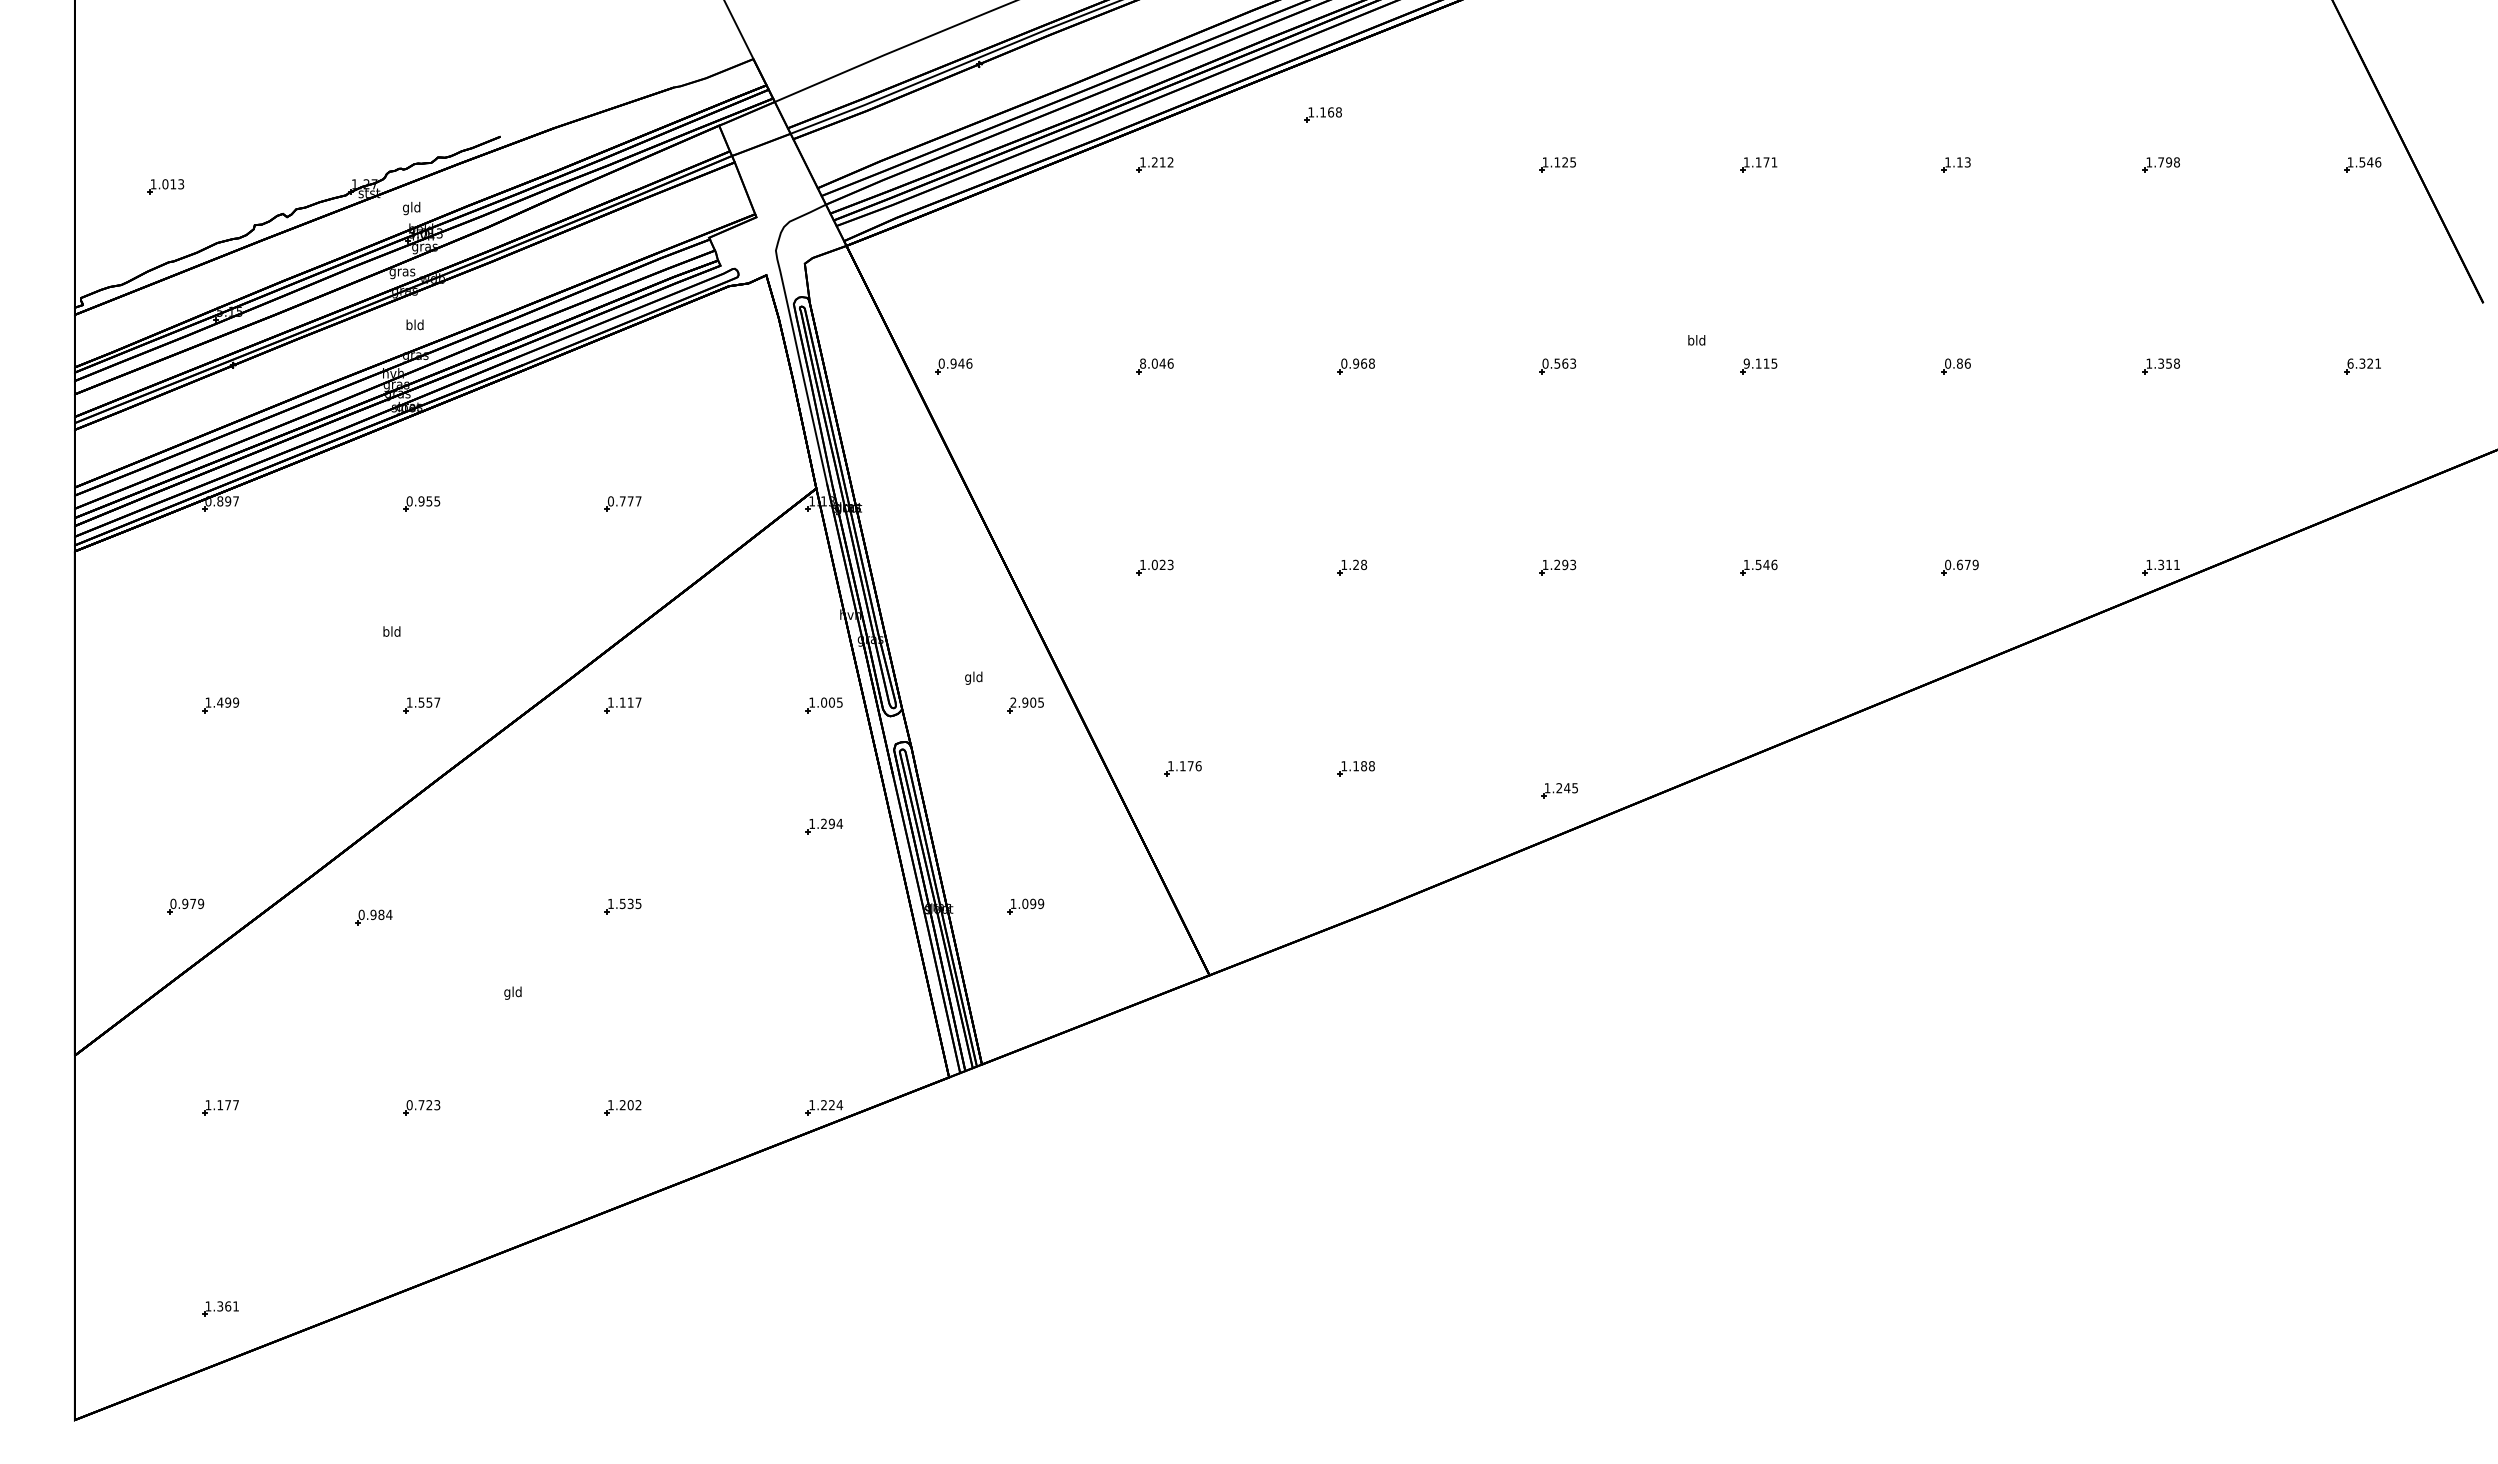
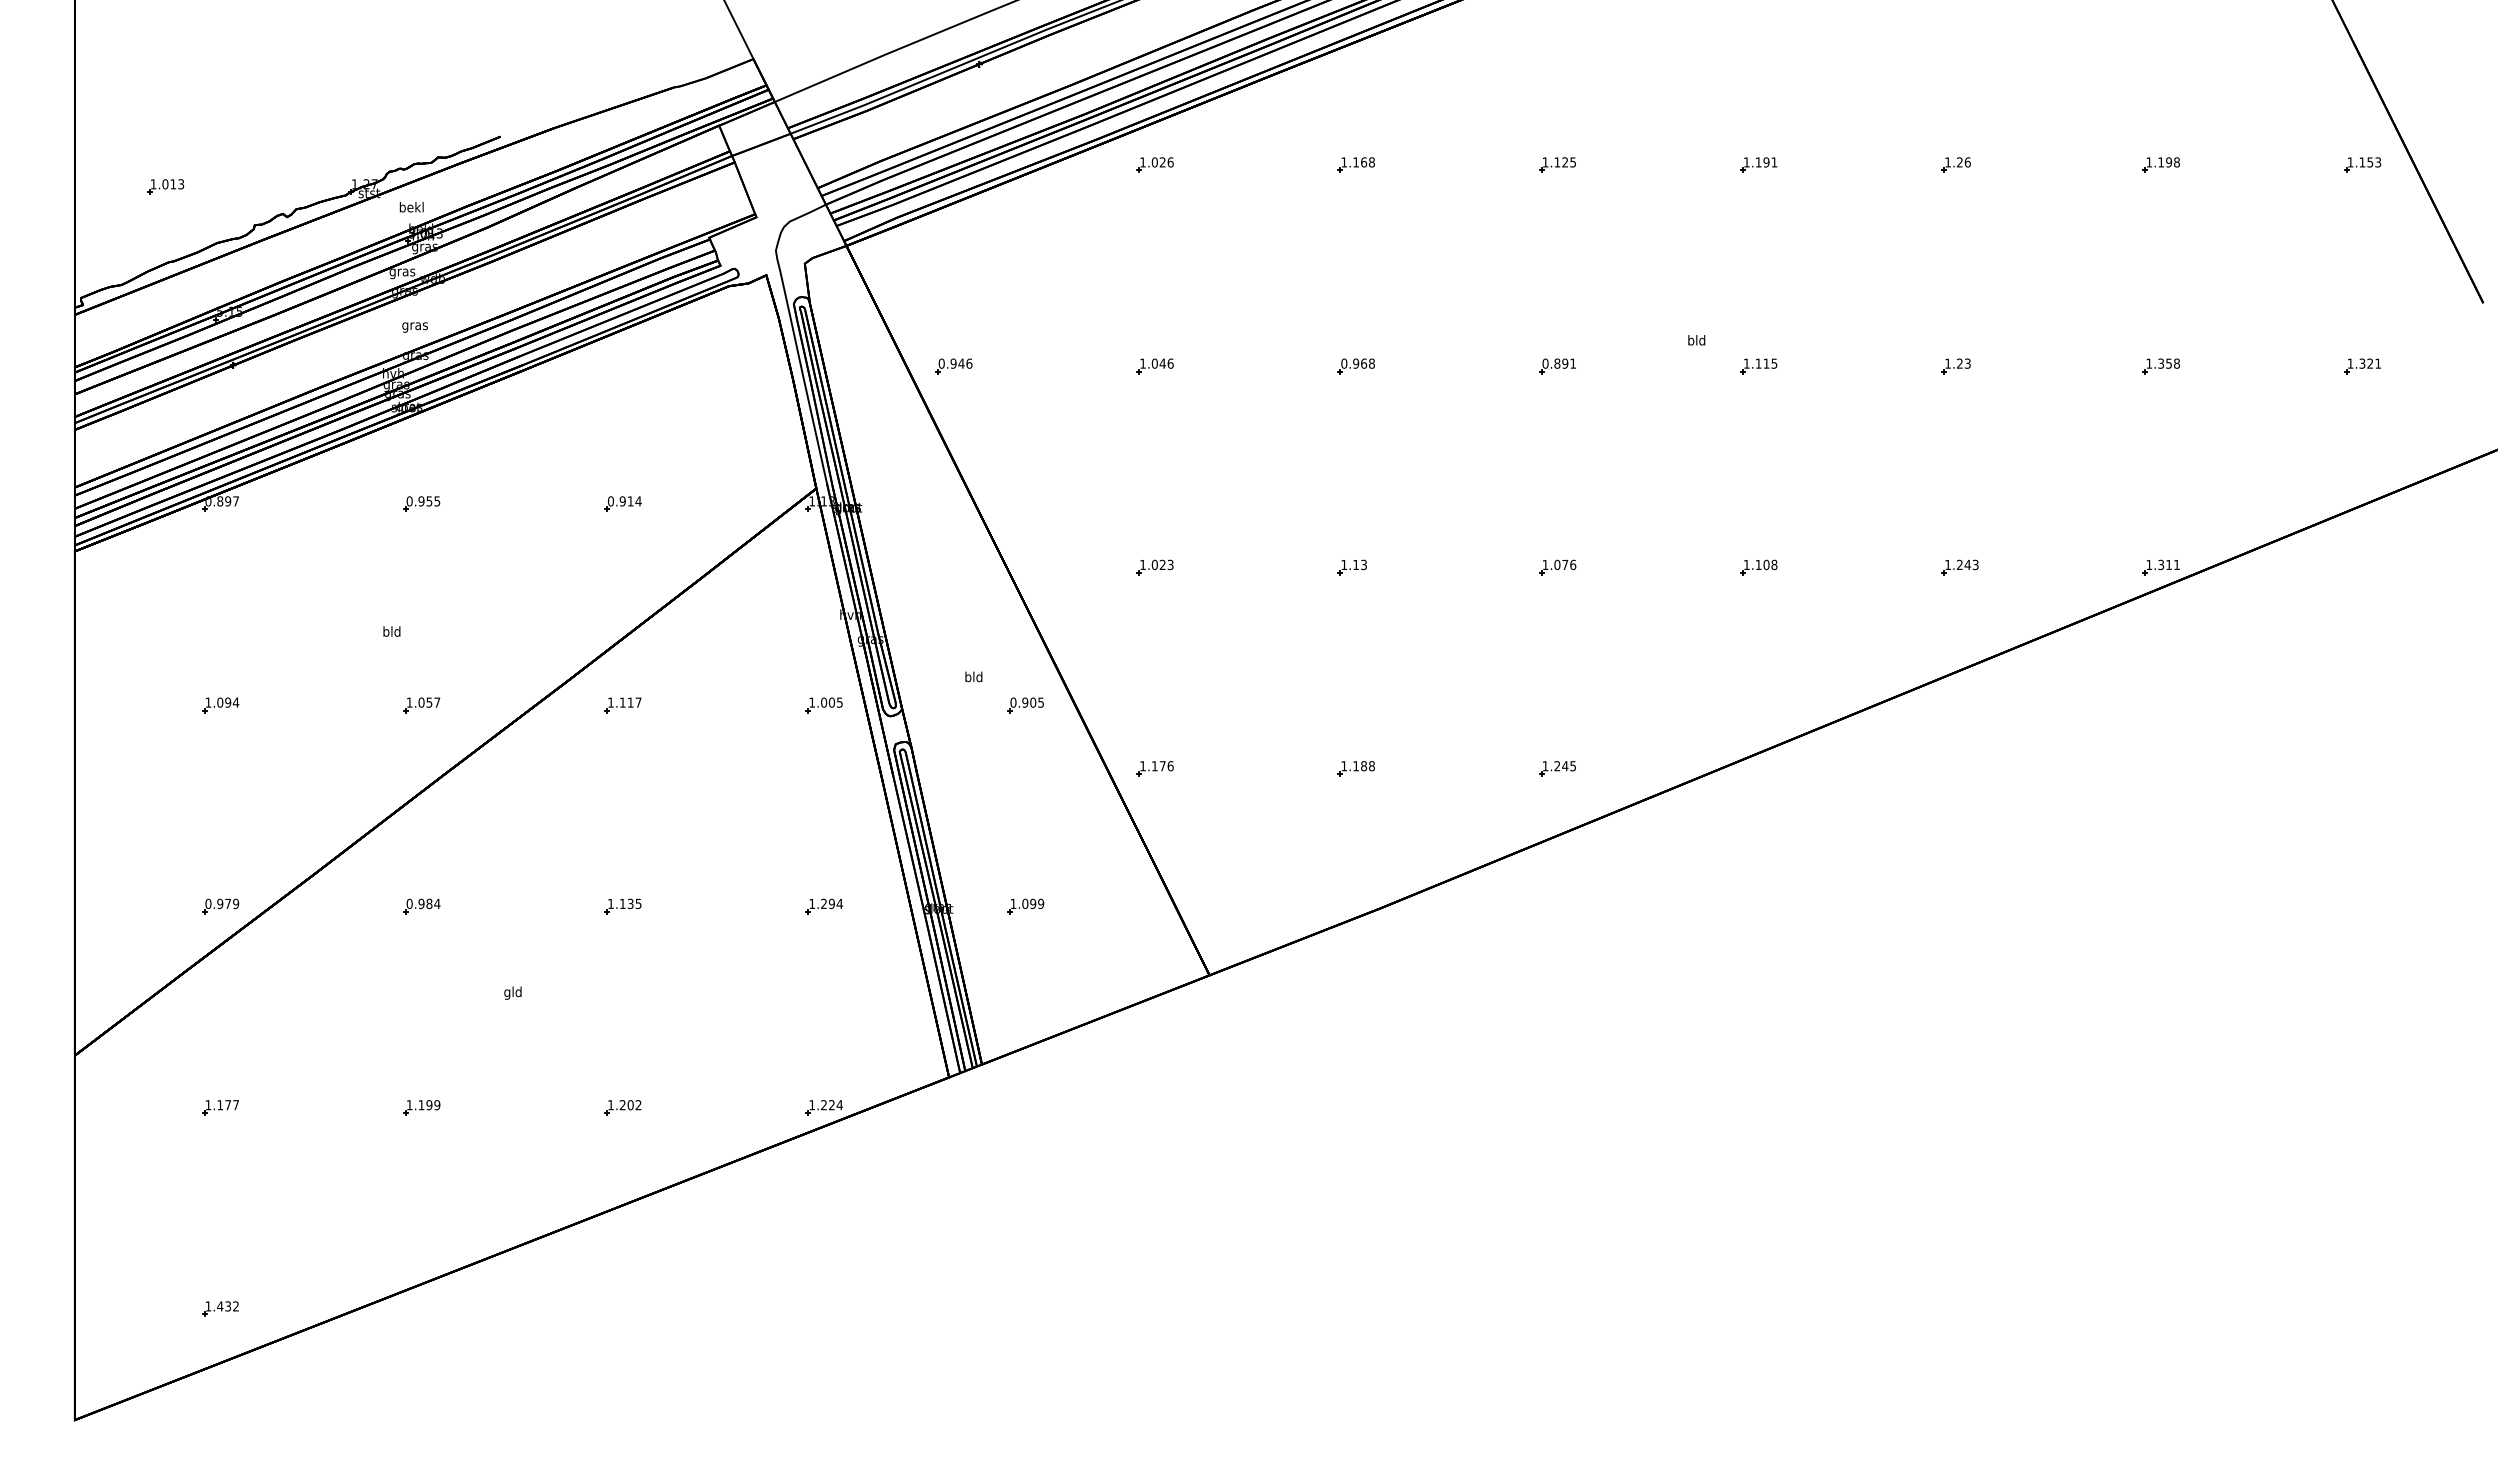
part position: (1322, 114) -> (1355, 164) (1355, 164)
text: 1.212 -> 1.026 (1162, 162)
text: 1.171 -> 1.191 (1766, 162)
text: 1.13 -> 1.26 (1963, 162)
text: 1.798 -> 1.198 (2160, 162)
text: 1.546 -> 1.153 (2370, 162)
text: gld -> bekl (411, 208)
text: bld -> gras (414, 325)
text: 8.046 -> 1.046 (1143, 363)
text: 0.563 -> 0.891 (1565, 363)
text: 9.115 -> 1.115 (1746, 363)
text: 0.86 -> 1.23 (1957, 363)
text: 6.321 -> 1.321 (2350, 363)
text: 0.777 -> 0.914 (630, 501)
text: 1.28 -> 1.13 (1360, 564)
text: 1.293 -> 1.076 (1565, 564)
text: 1.546 -> 1.108 (1766, 564)
text: 0.679 -> 1.243 (1961, 564)
text: gld -> bld (968, 677)
text: 1.499 -> 1.094 (228, 702)
text: 1.557 -> 1.057 (421, 702)
text: 2.905 -> 0.905 (1013, 702)
part position: (1182, 768) -> (1154, 768) (1154, 768)
part position: (1559, 790) -> (1557, 768) (1557, 768)
part position: (823, 826) -> (823, 906) (823, 906)
text: 1.535 -> 1.135 (622, 903)
part position: (185, 906) -> (220, 906) (220, 906)
part position: (373, 917) -> (421, 906) (421, 906)
text: 0.723 -> 1.199 (423, 1105)
text: 1.361 -> 1.432 (227, 1306)
